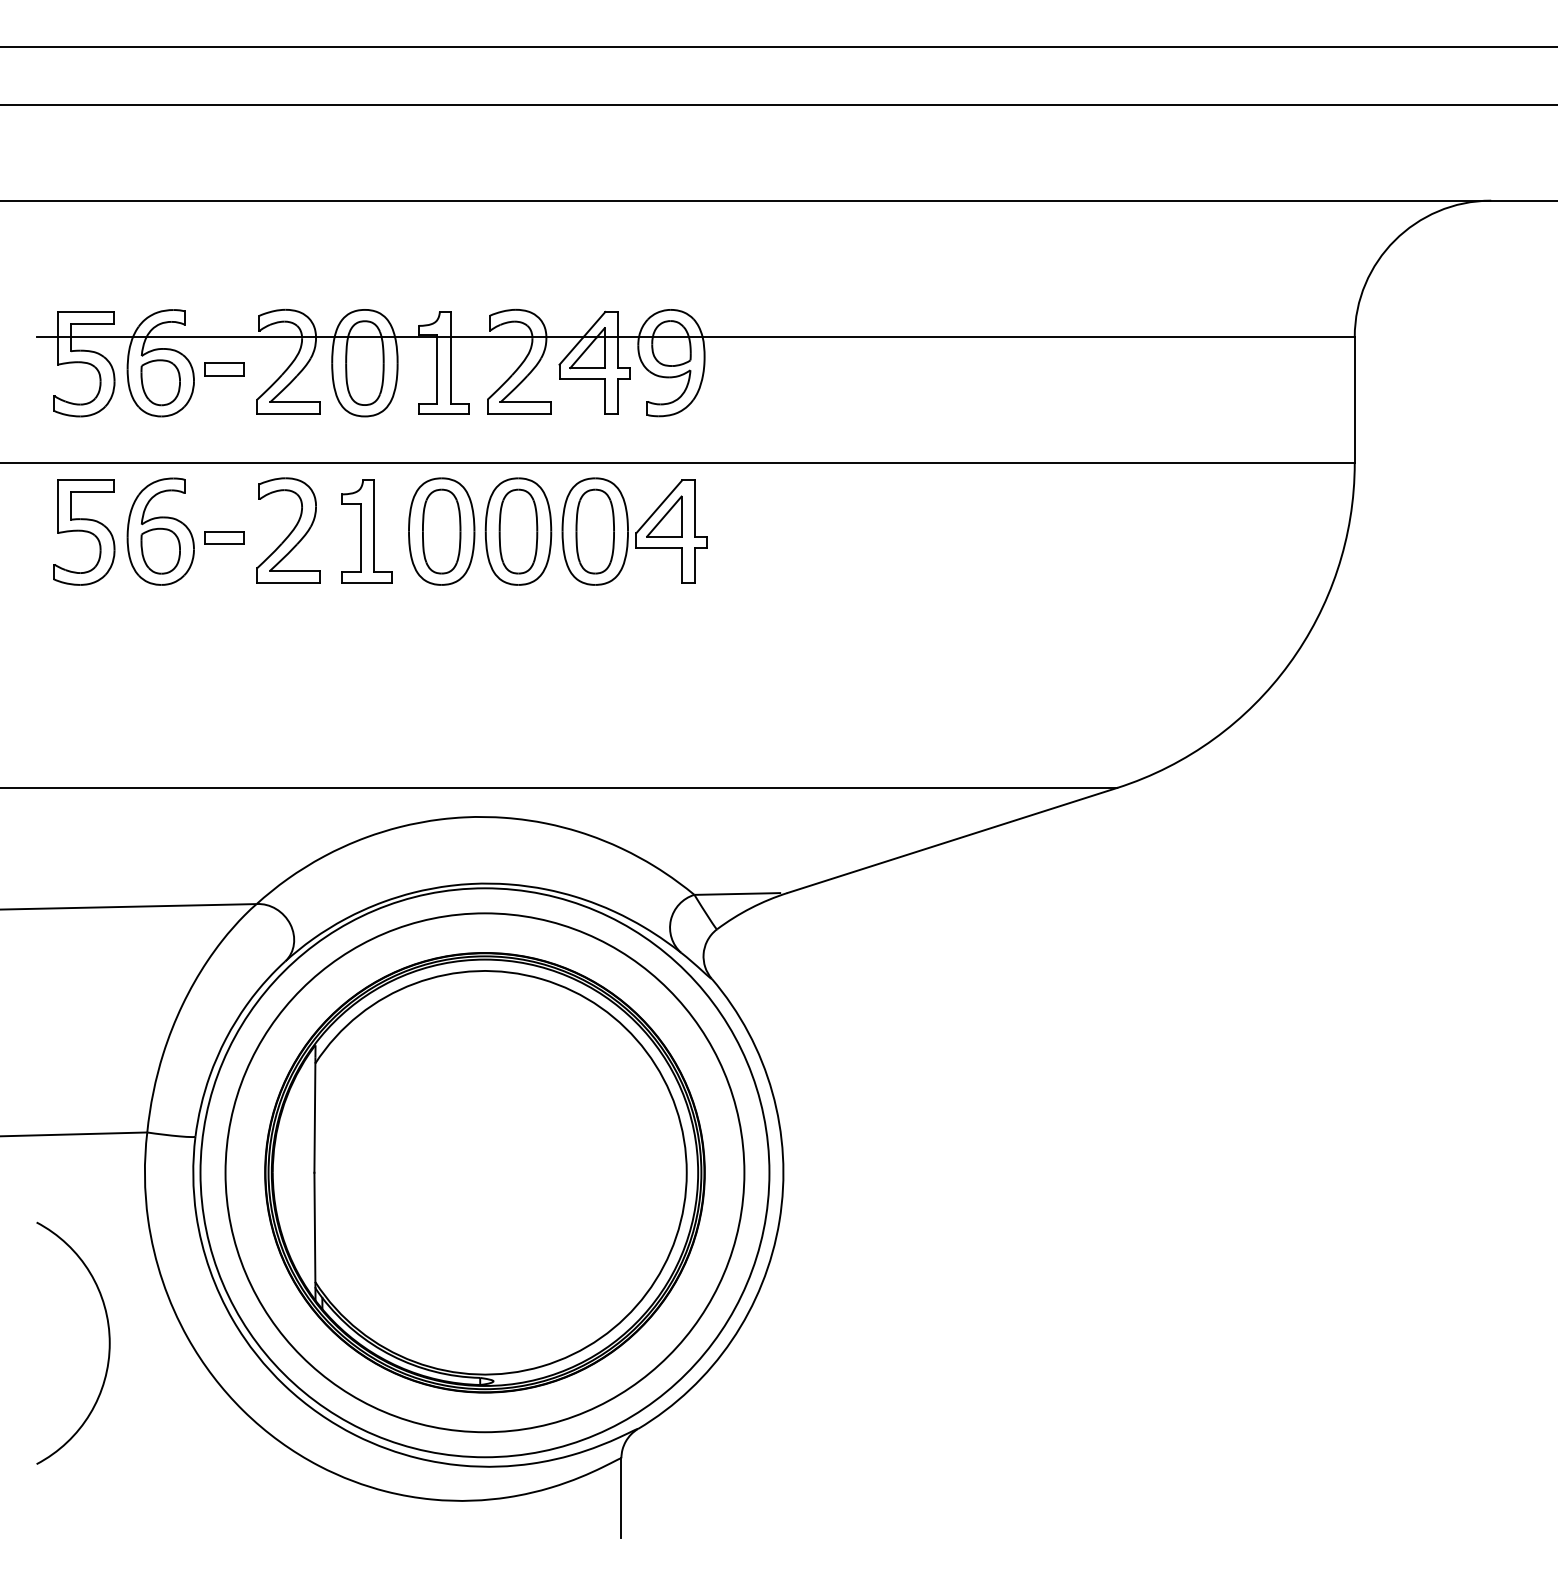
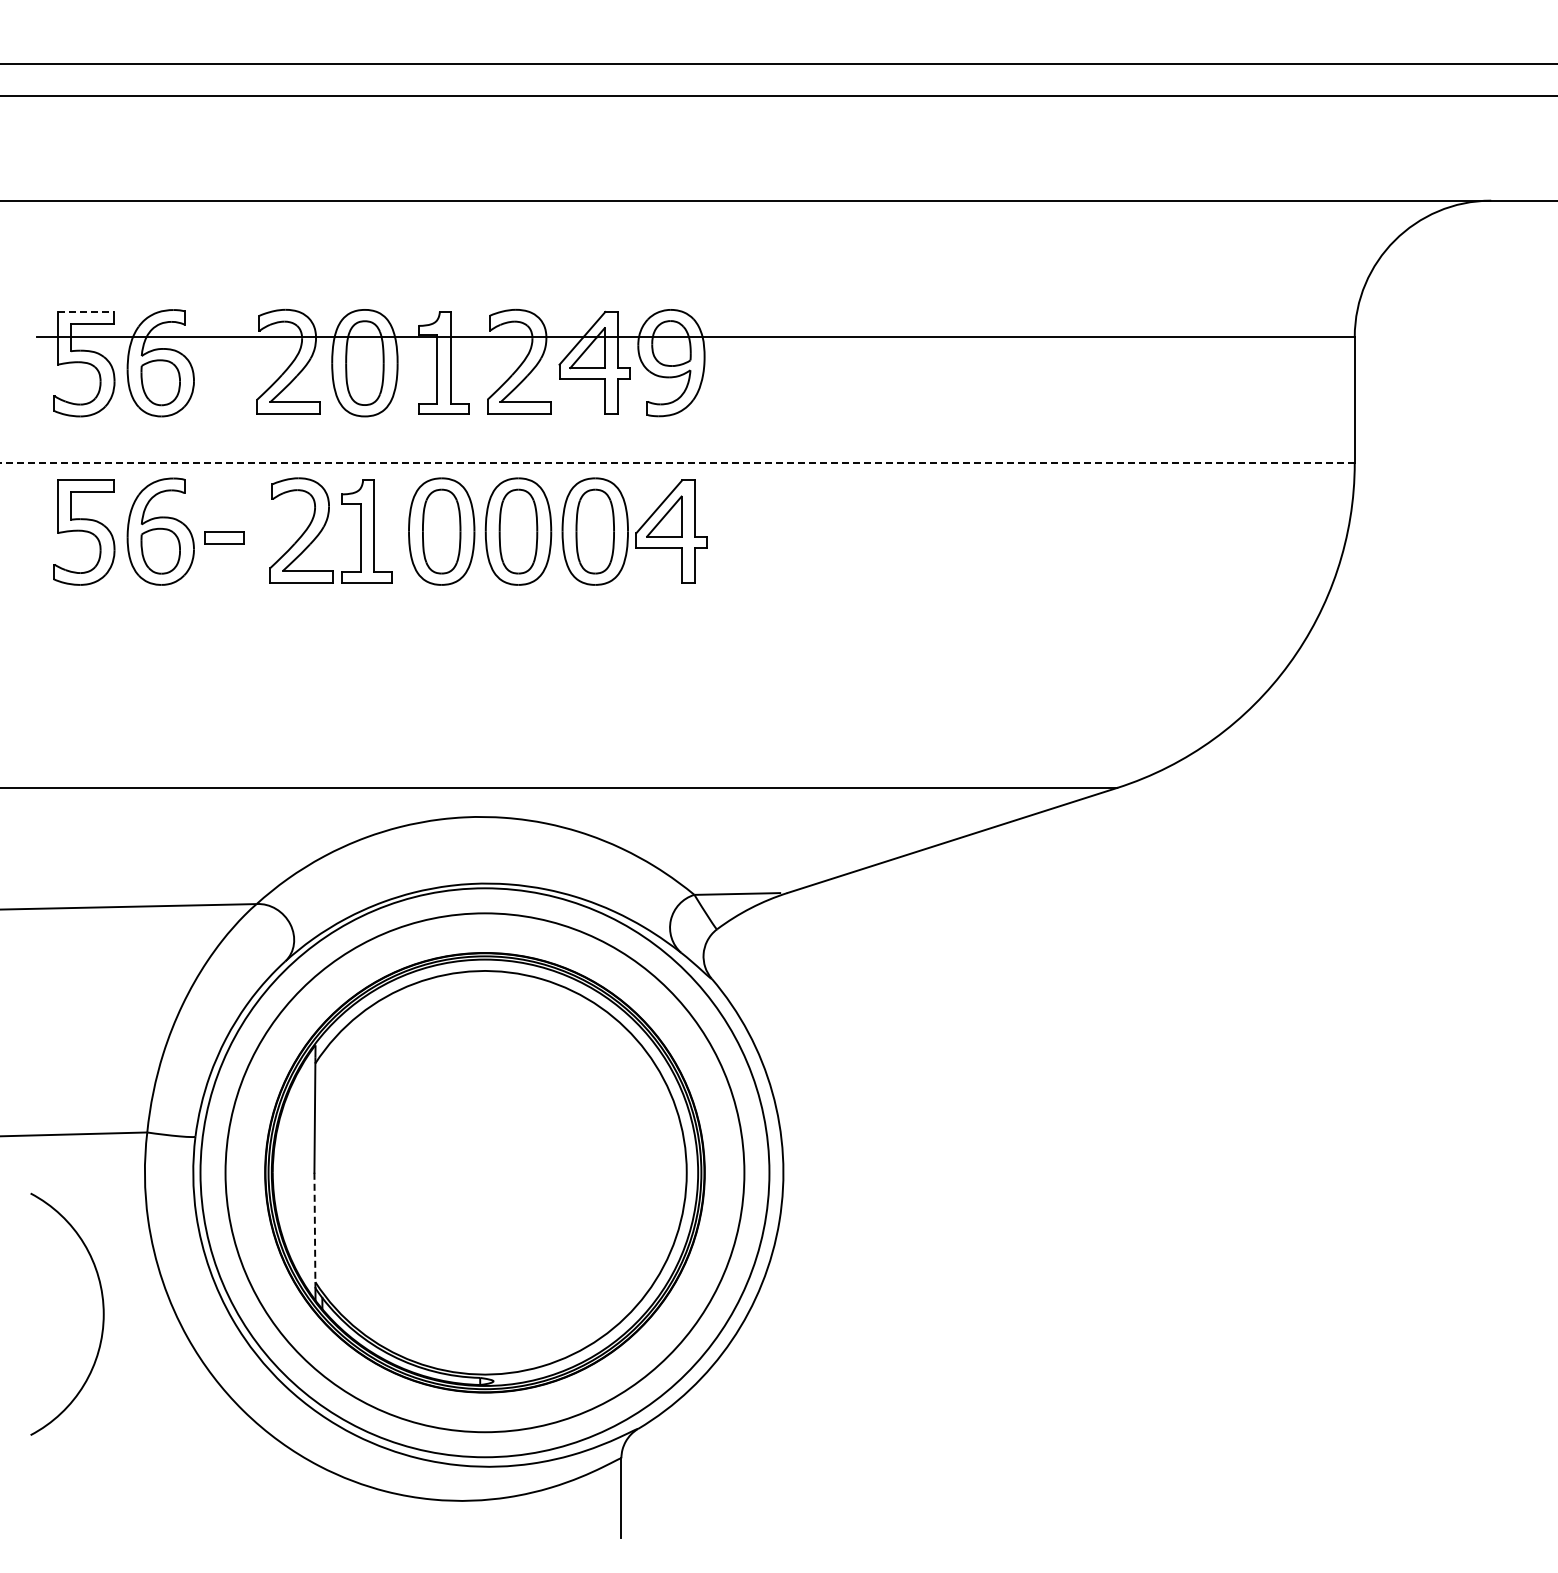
line position: (778, 47) -> (778, 64) (778, 64)
line position: (778, 105) -> (778, 96) (778, 96)
line: solid -> dashed (86, 311)
part: present -> none (224, 369)
line: solid -> dashed (677, 462)
part position: (288, 530) -> (301, 530) (301, 530)
line: solid -> dashed (314, 1227)
arc position: (108, 1342) -> (102, 1313) (102, 1313)
